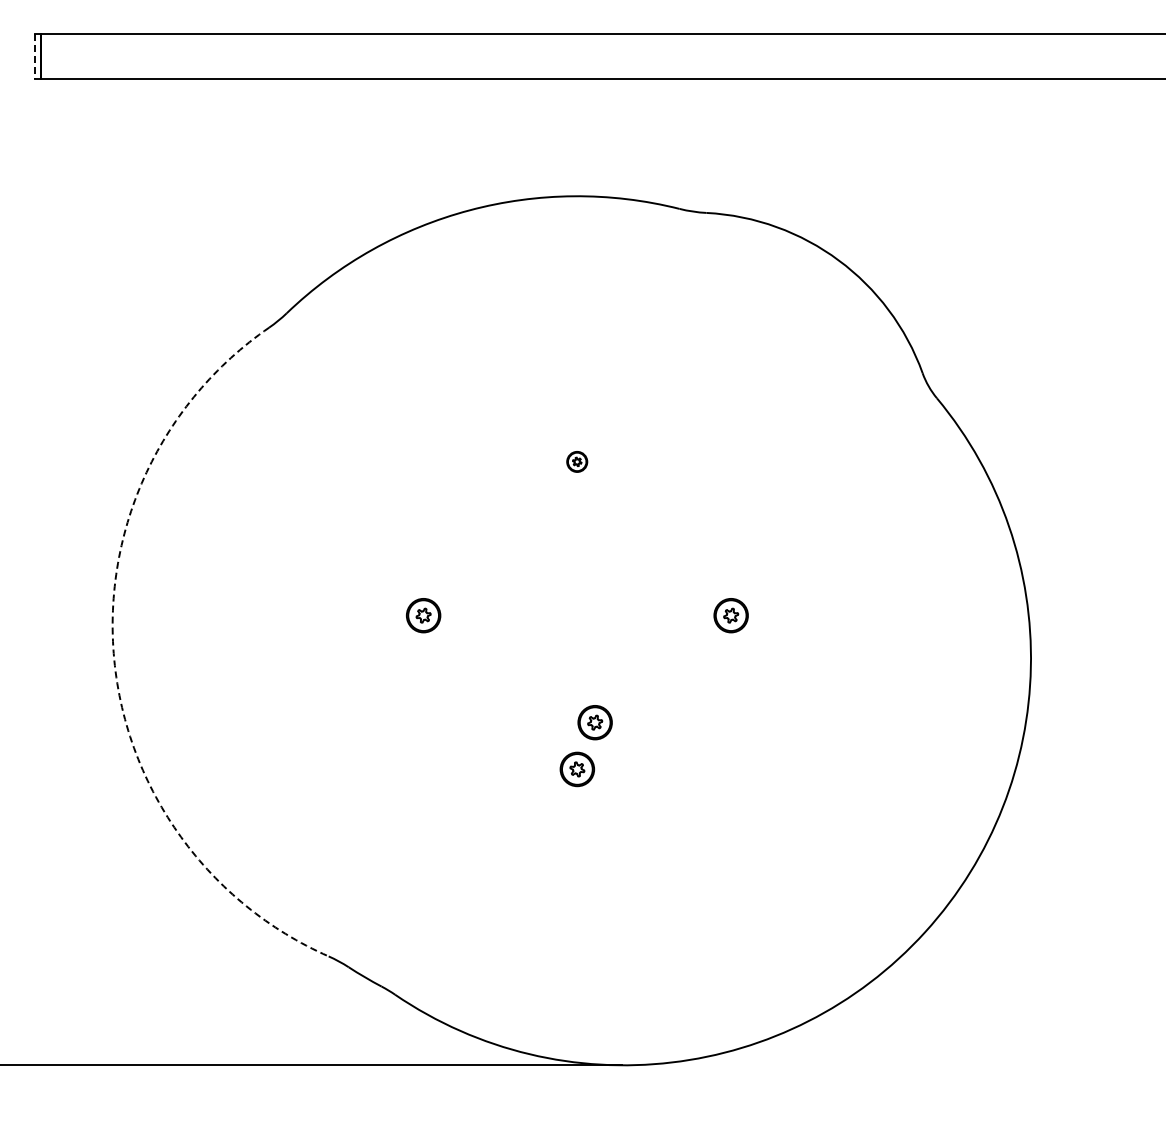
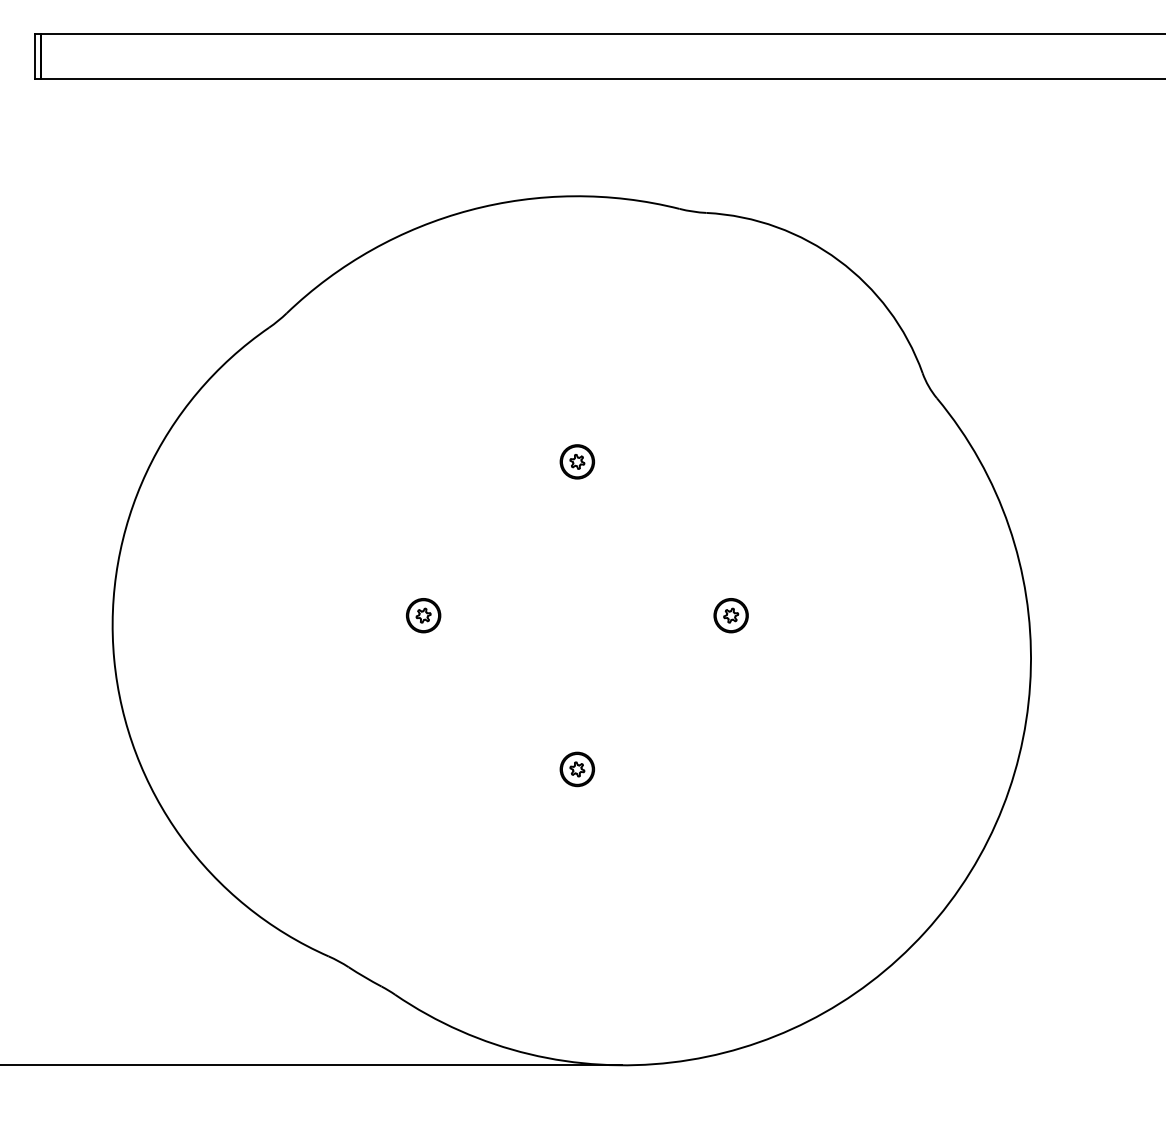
line: dashed -> solid (34, 56)
part size: 23x22 px -> 36x36 px (576, 461)
arc: dashed -> solid (114, 659)
part: present -> none (594, 722)
